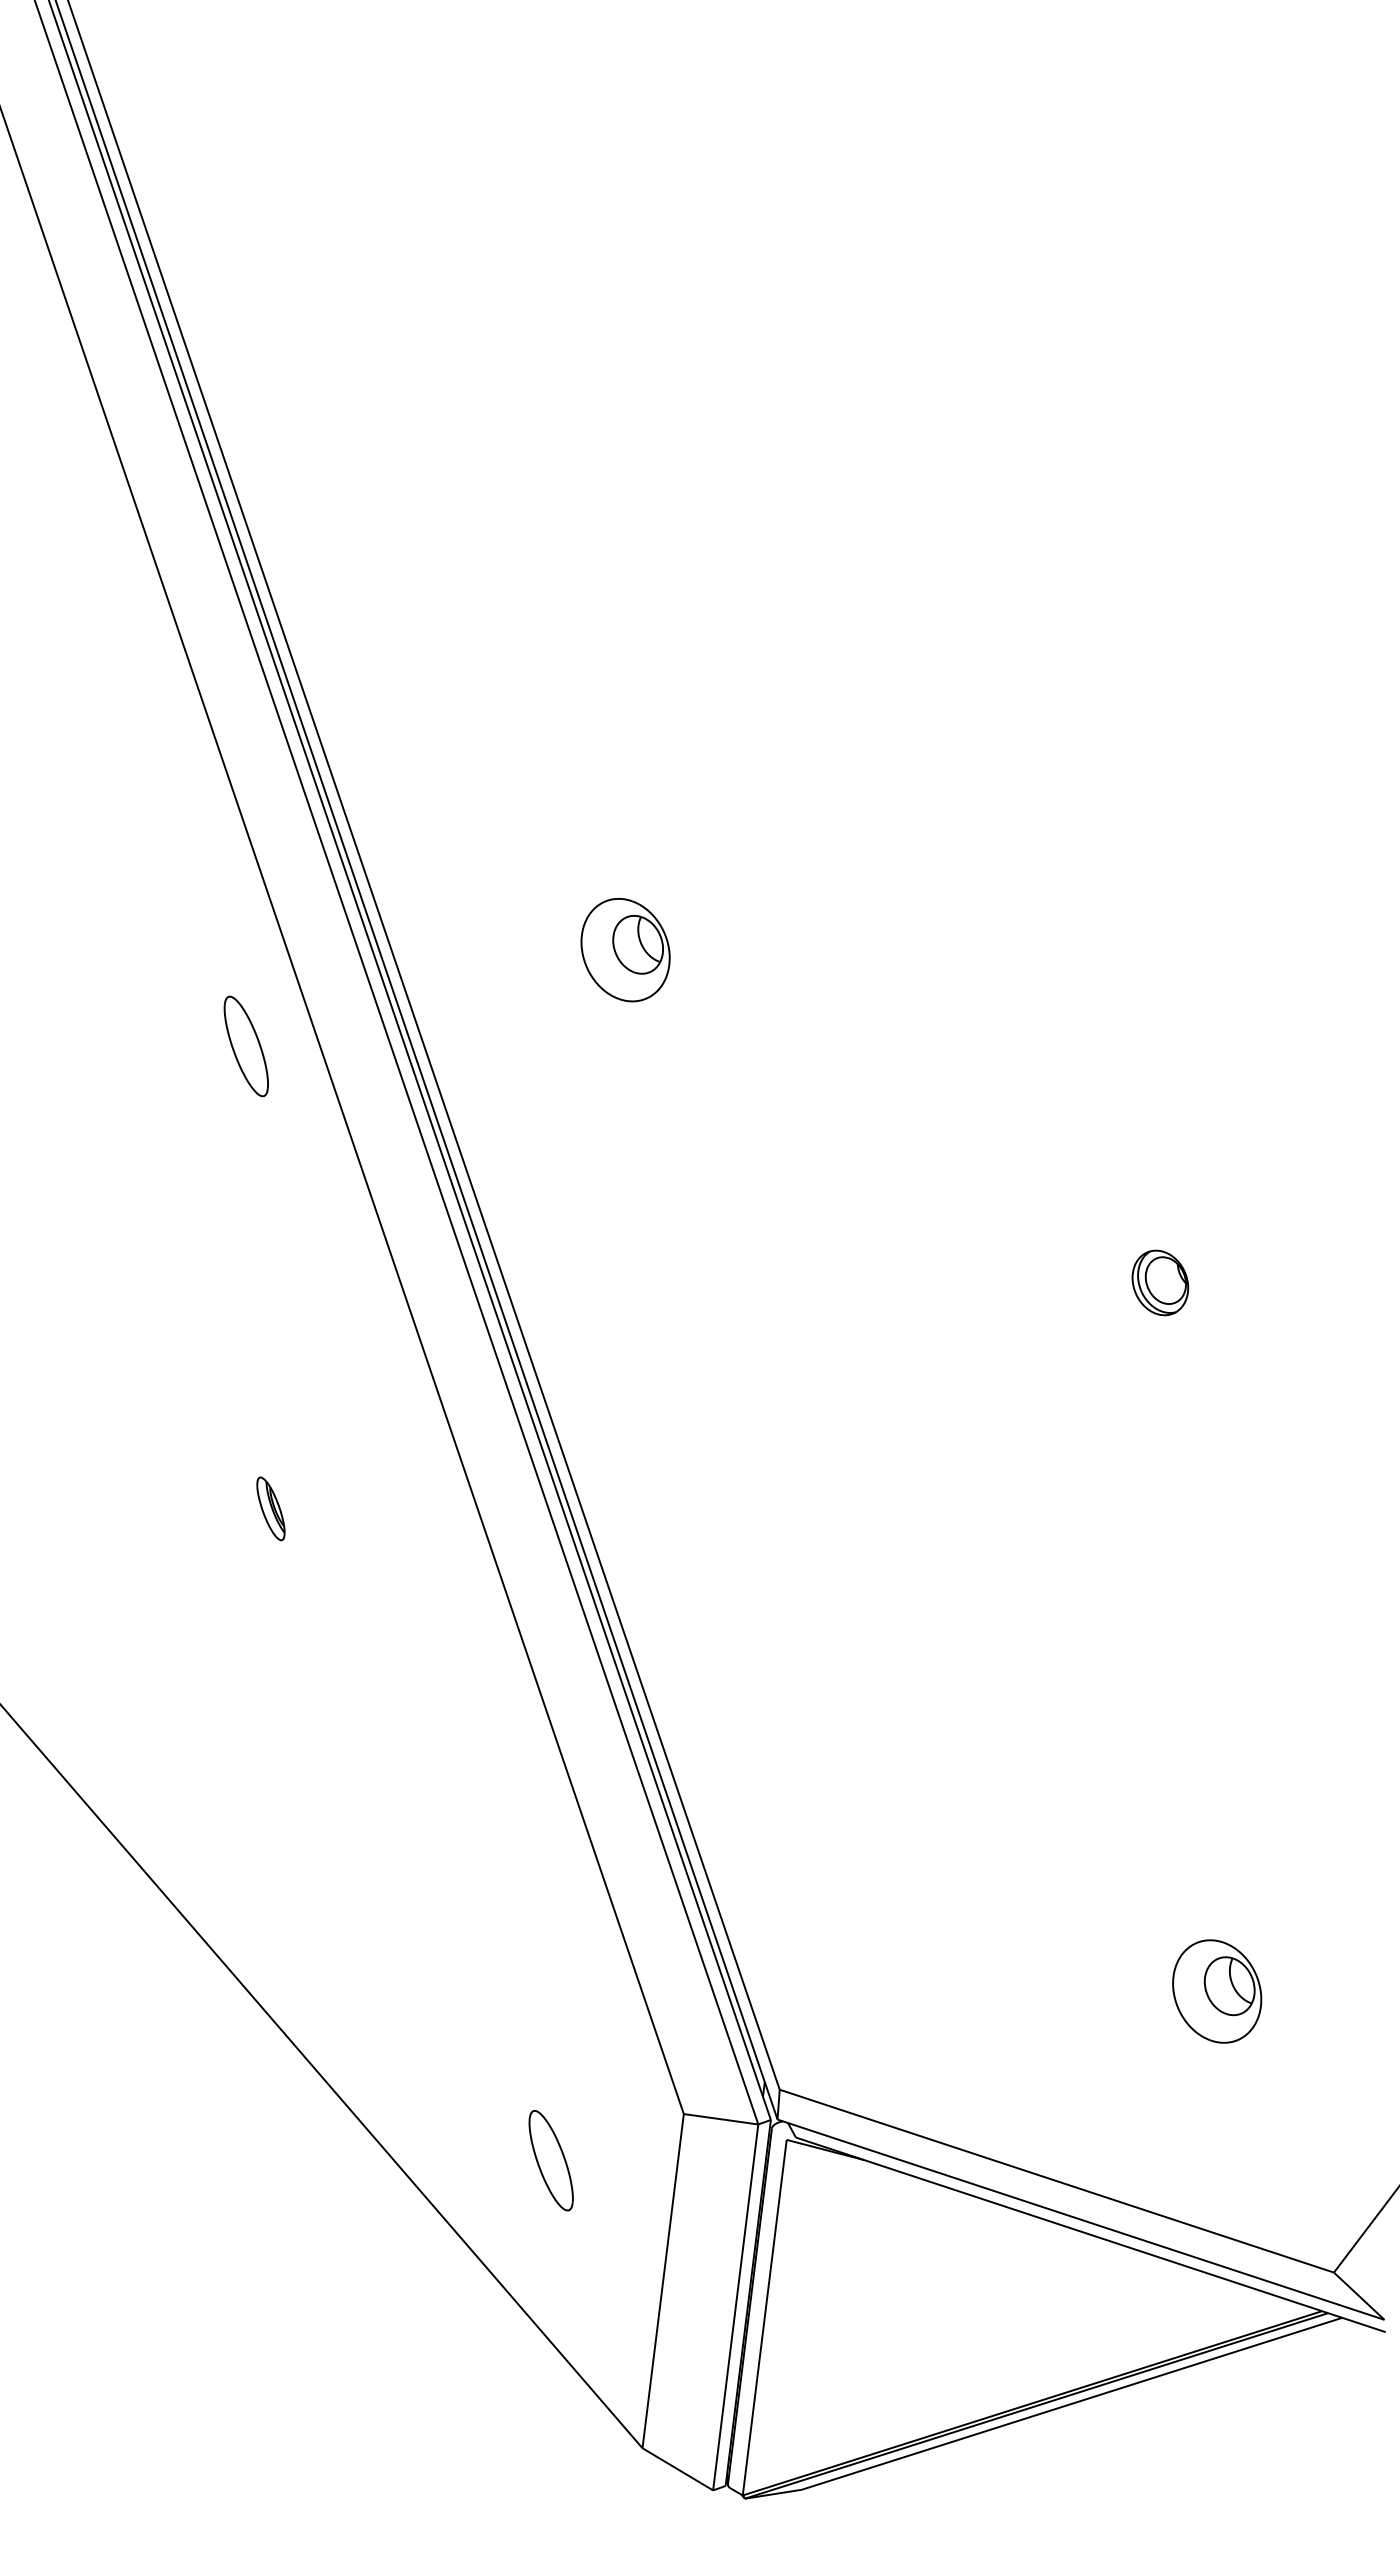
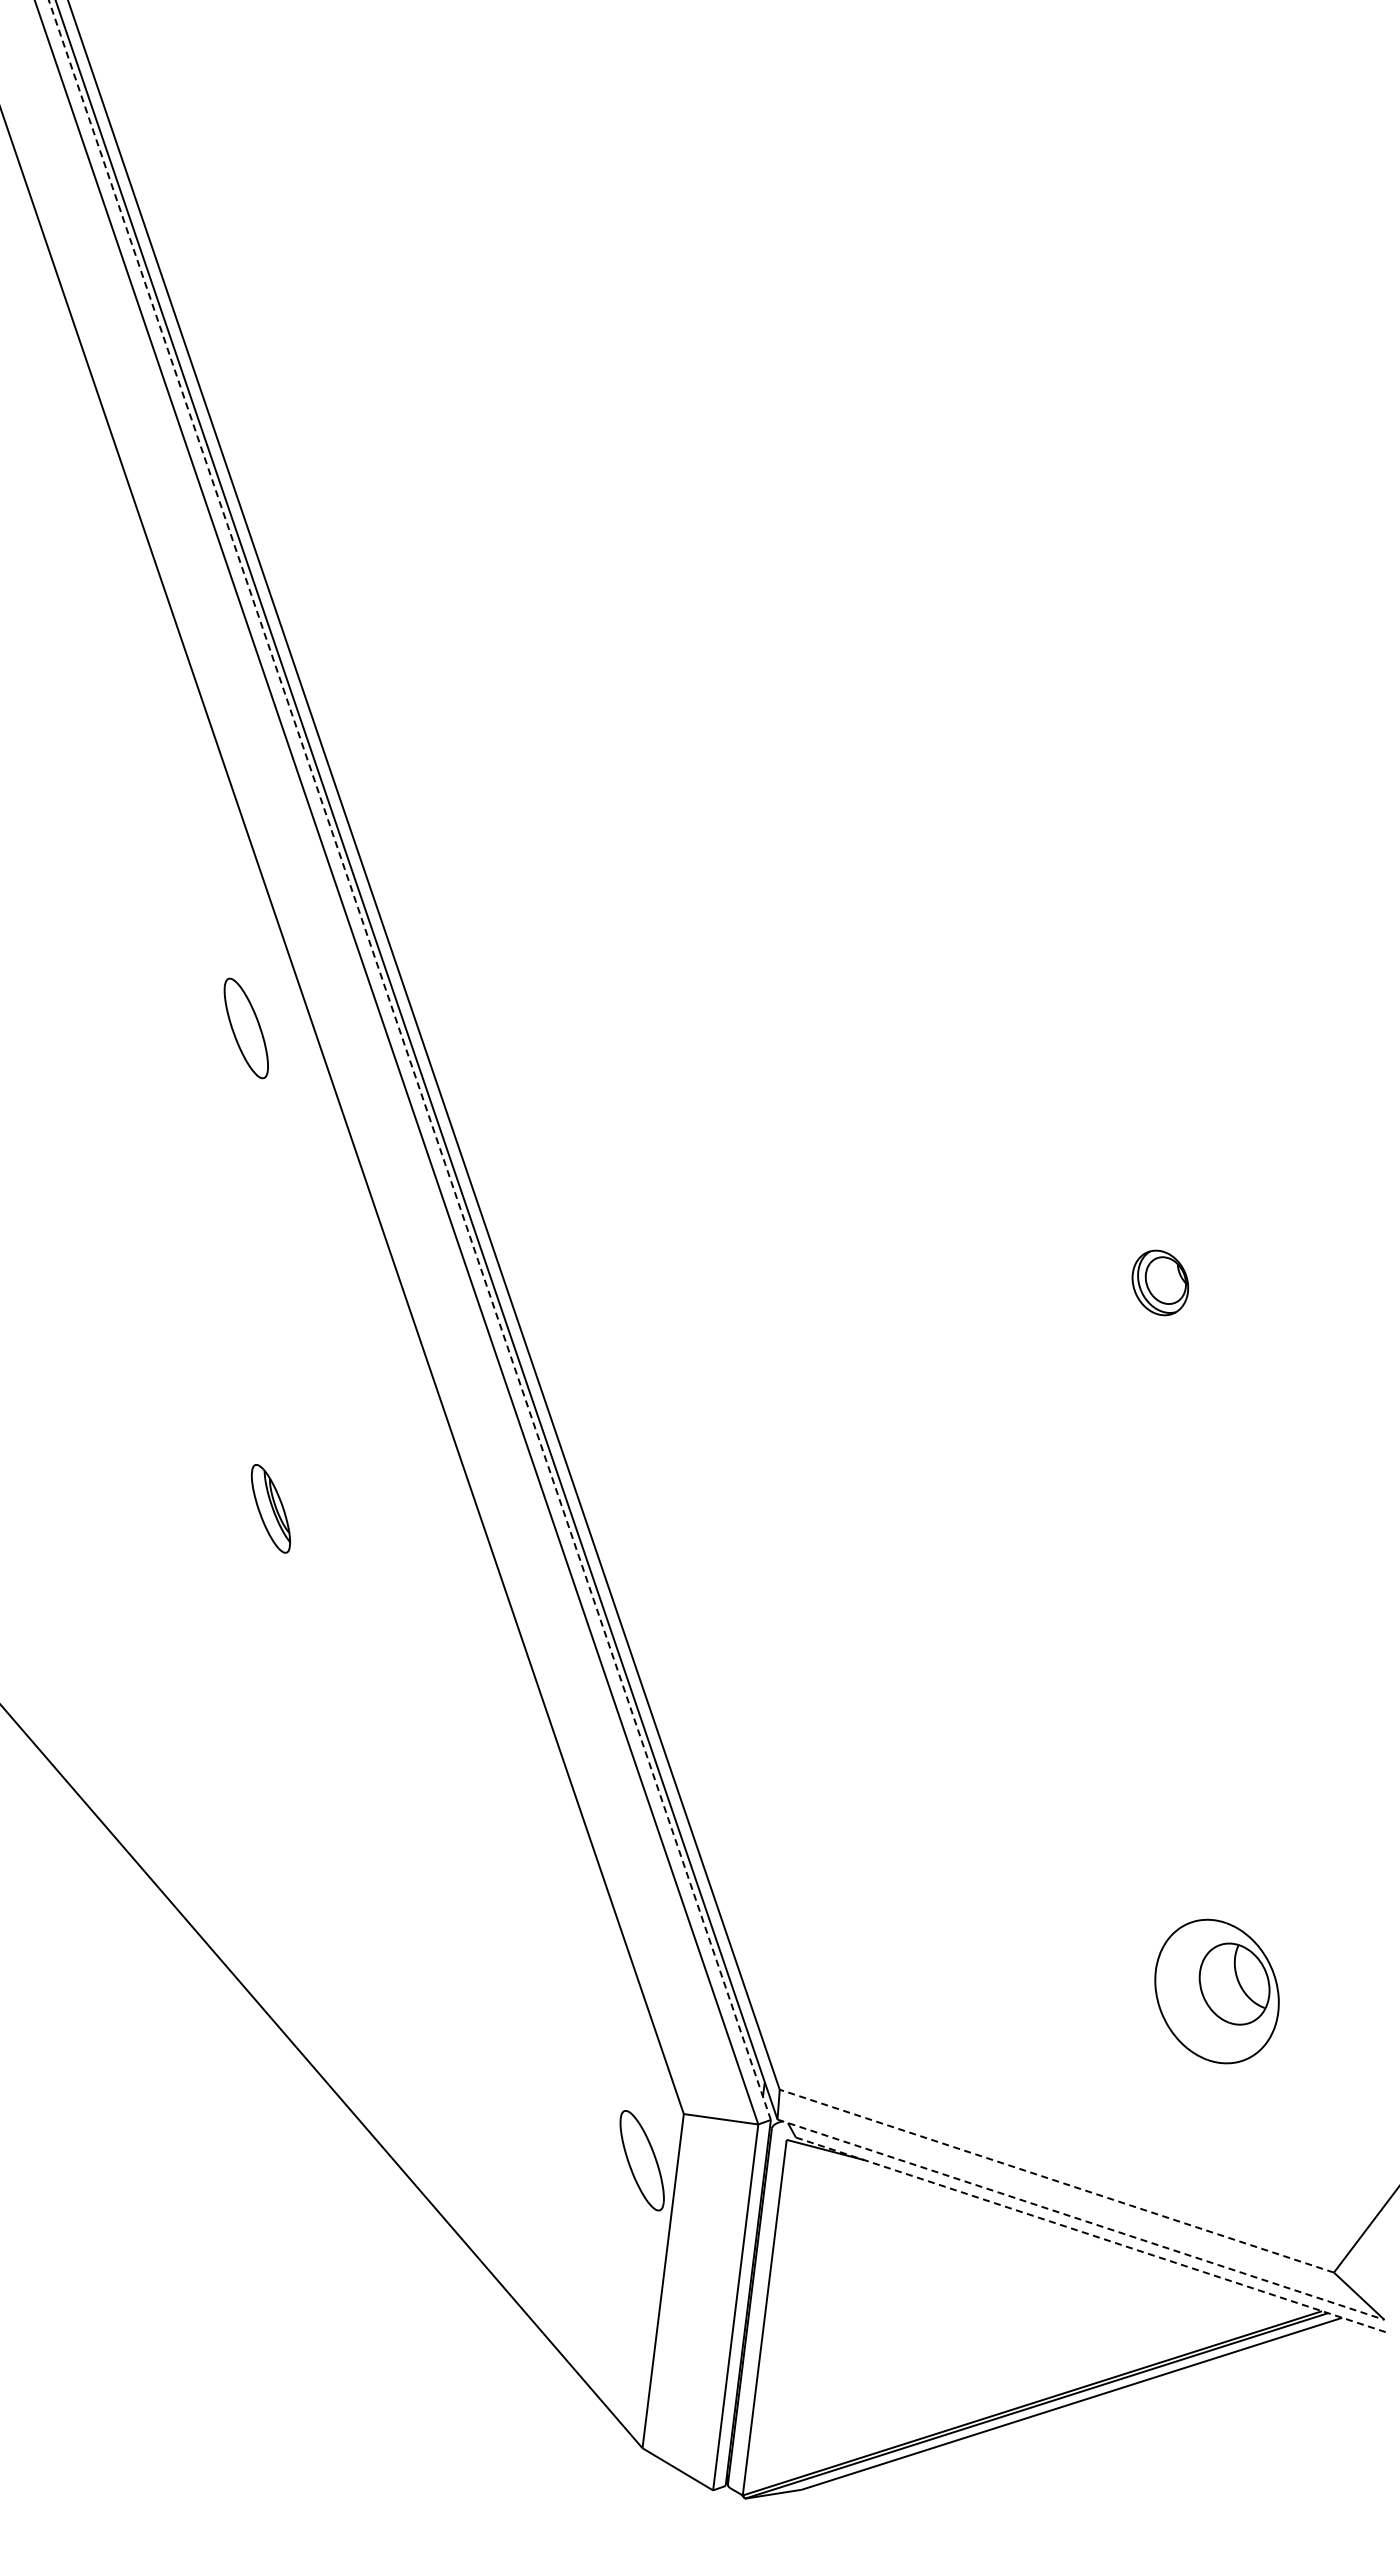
part: present -> none (625, 950)
part position: (245, 1046) -> (245, 1028) (245, 1028)
line: solid -> dashed (409, 1059)
part size: 30x66 px -> 41x90 px (270, 1508)
part size: 91x105 px -> 126x147 px (1216, 1991)
part position: (550, 2160) -> (641, 2160) (641, 2160)
line: solid -> dashed (1056, 2181)
line: solid -> dashed (1081, 2219)
line: solid -> dashed (1090, 2234)
